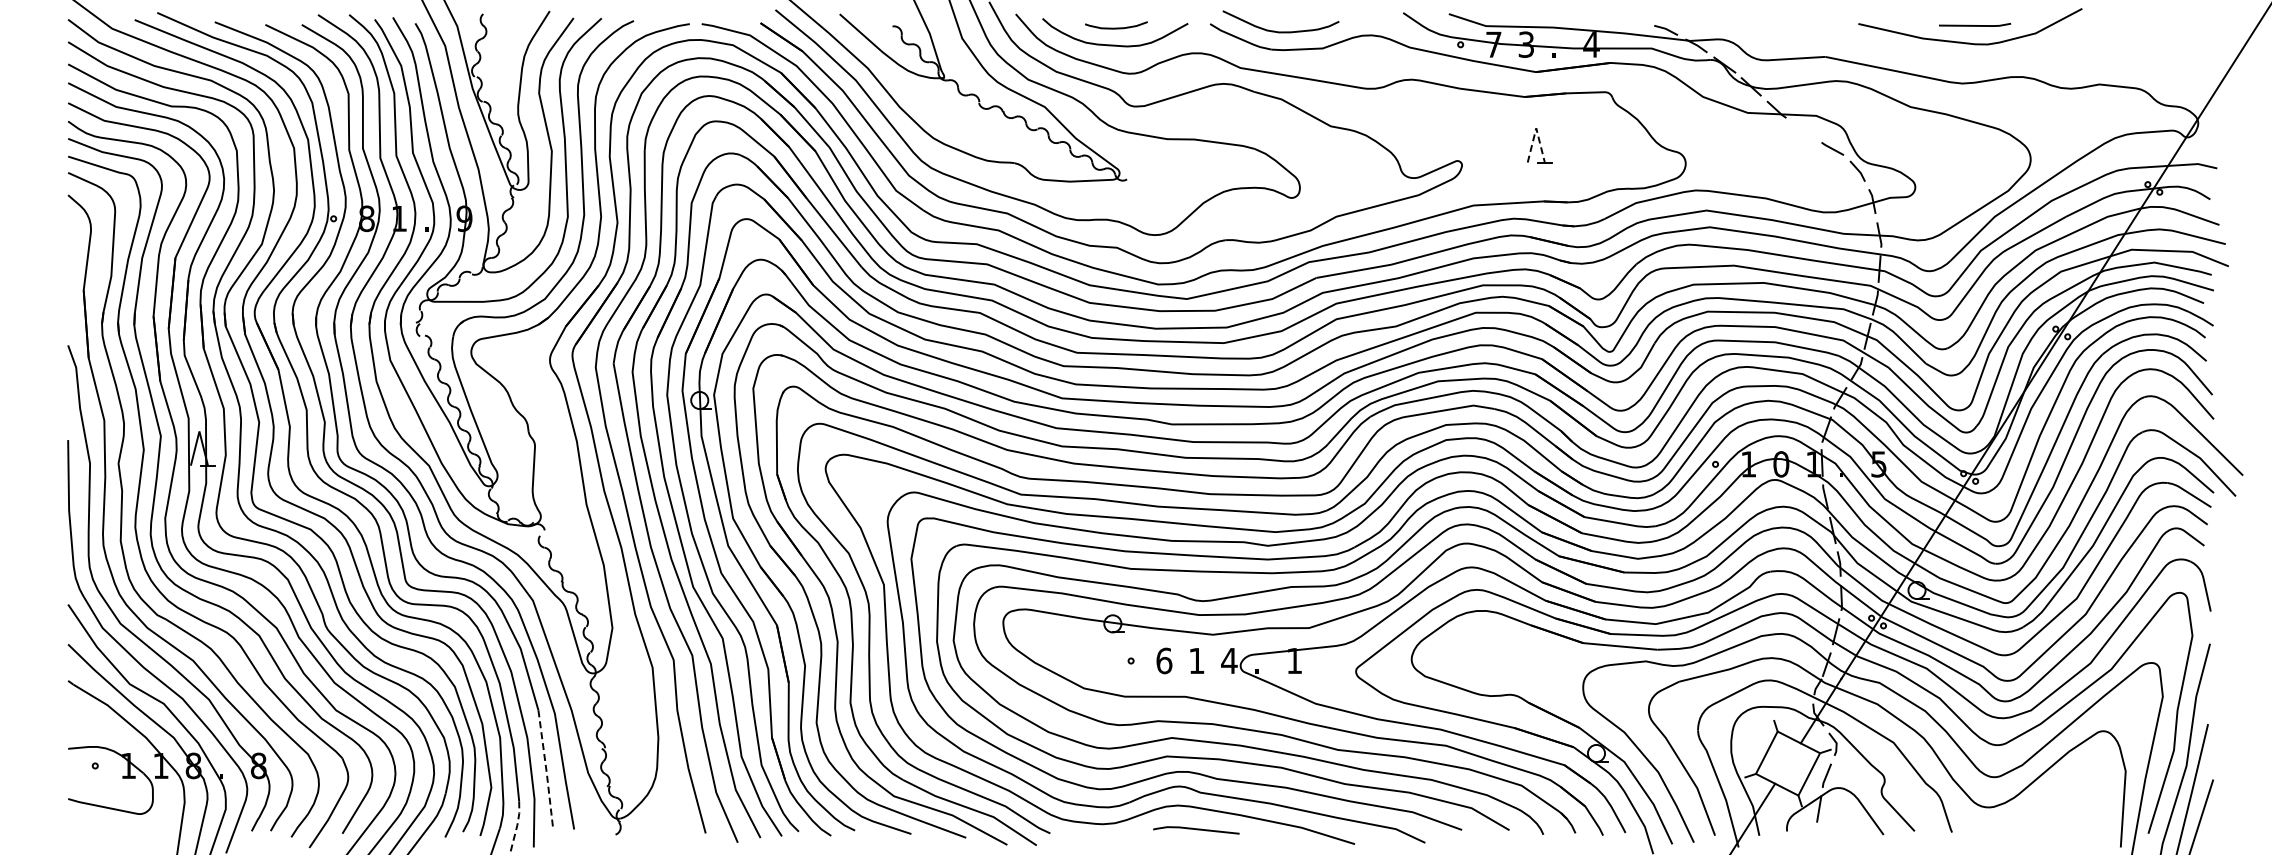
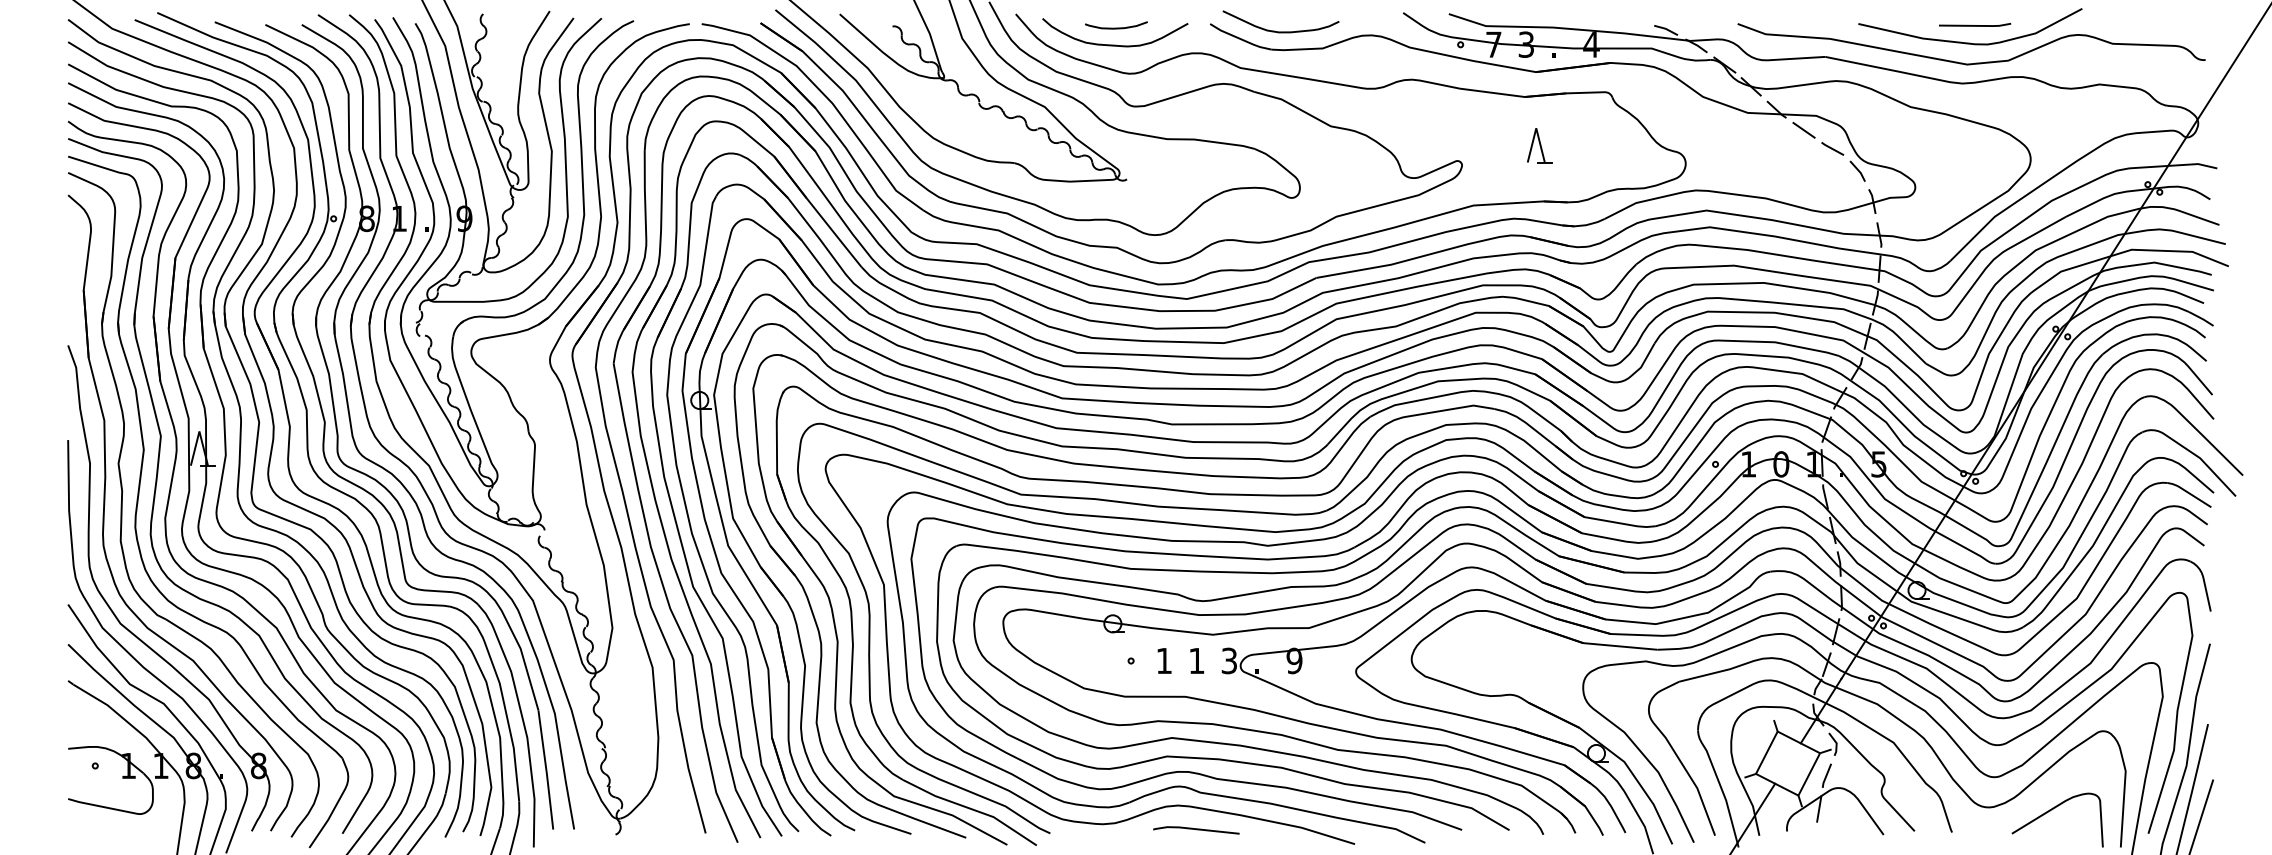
part: none -> present (1975, 62)
line: dashed -> solid (1536, 128)
line: none -> present (1803, 129)
text: 6 -> 1 (1164, 660)
text: 4 -> 3 (1229, 660)
text: 1 -> 9 (1294, 660)
line: dashed -> solid (546, 770)
curve: none -> present (2052, 810)
line: dashed -> solid (516, 827)
